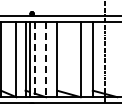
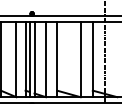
line: dashed -> solid (34, 59)
line: dashed -> solid (46, 59)
